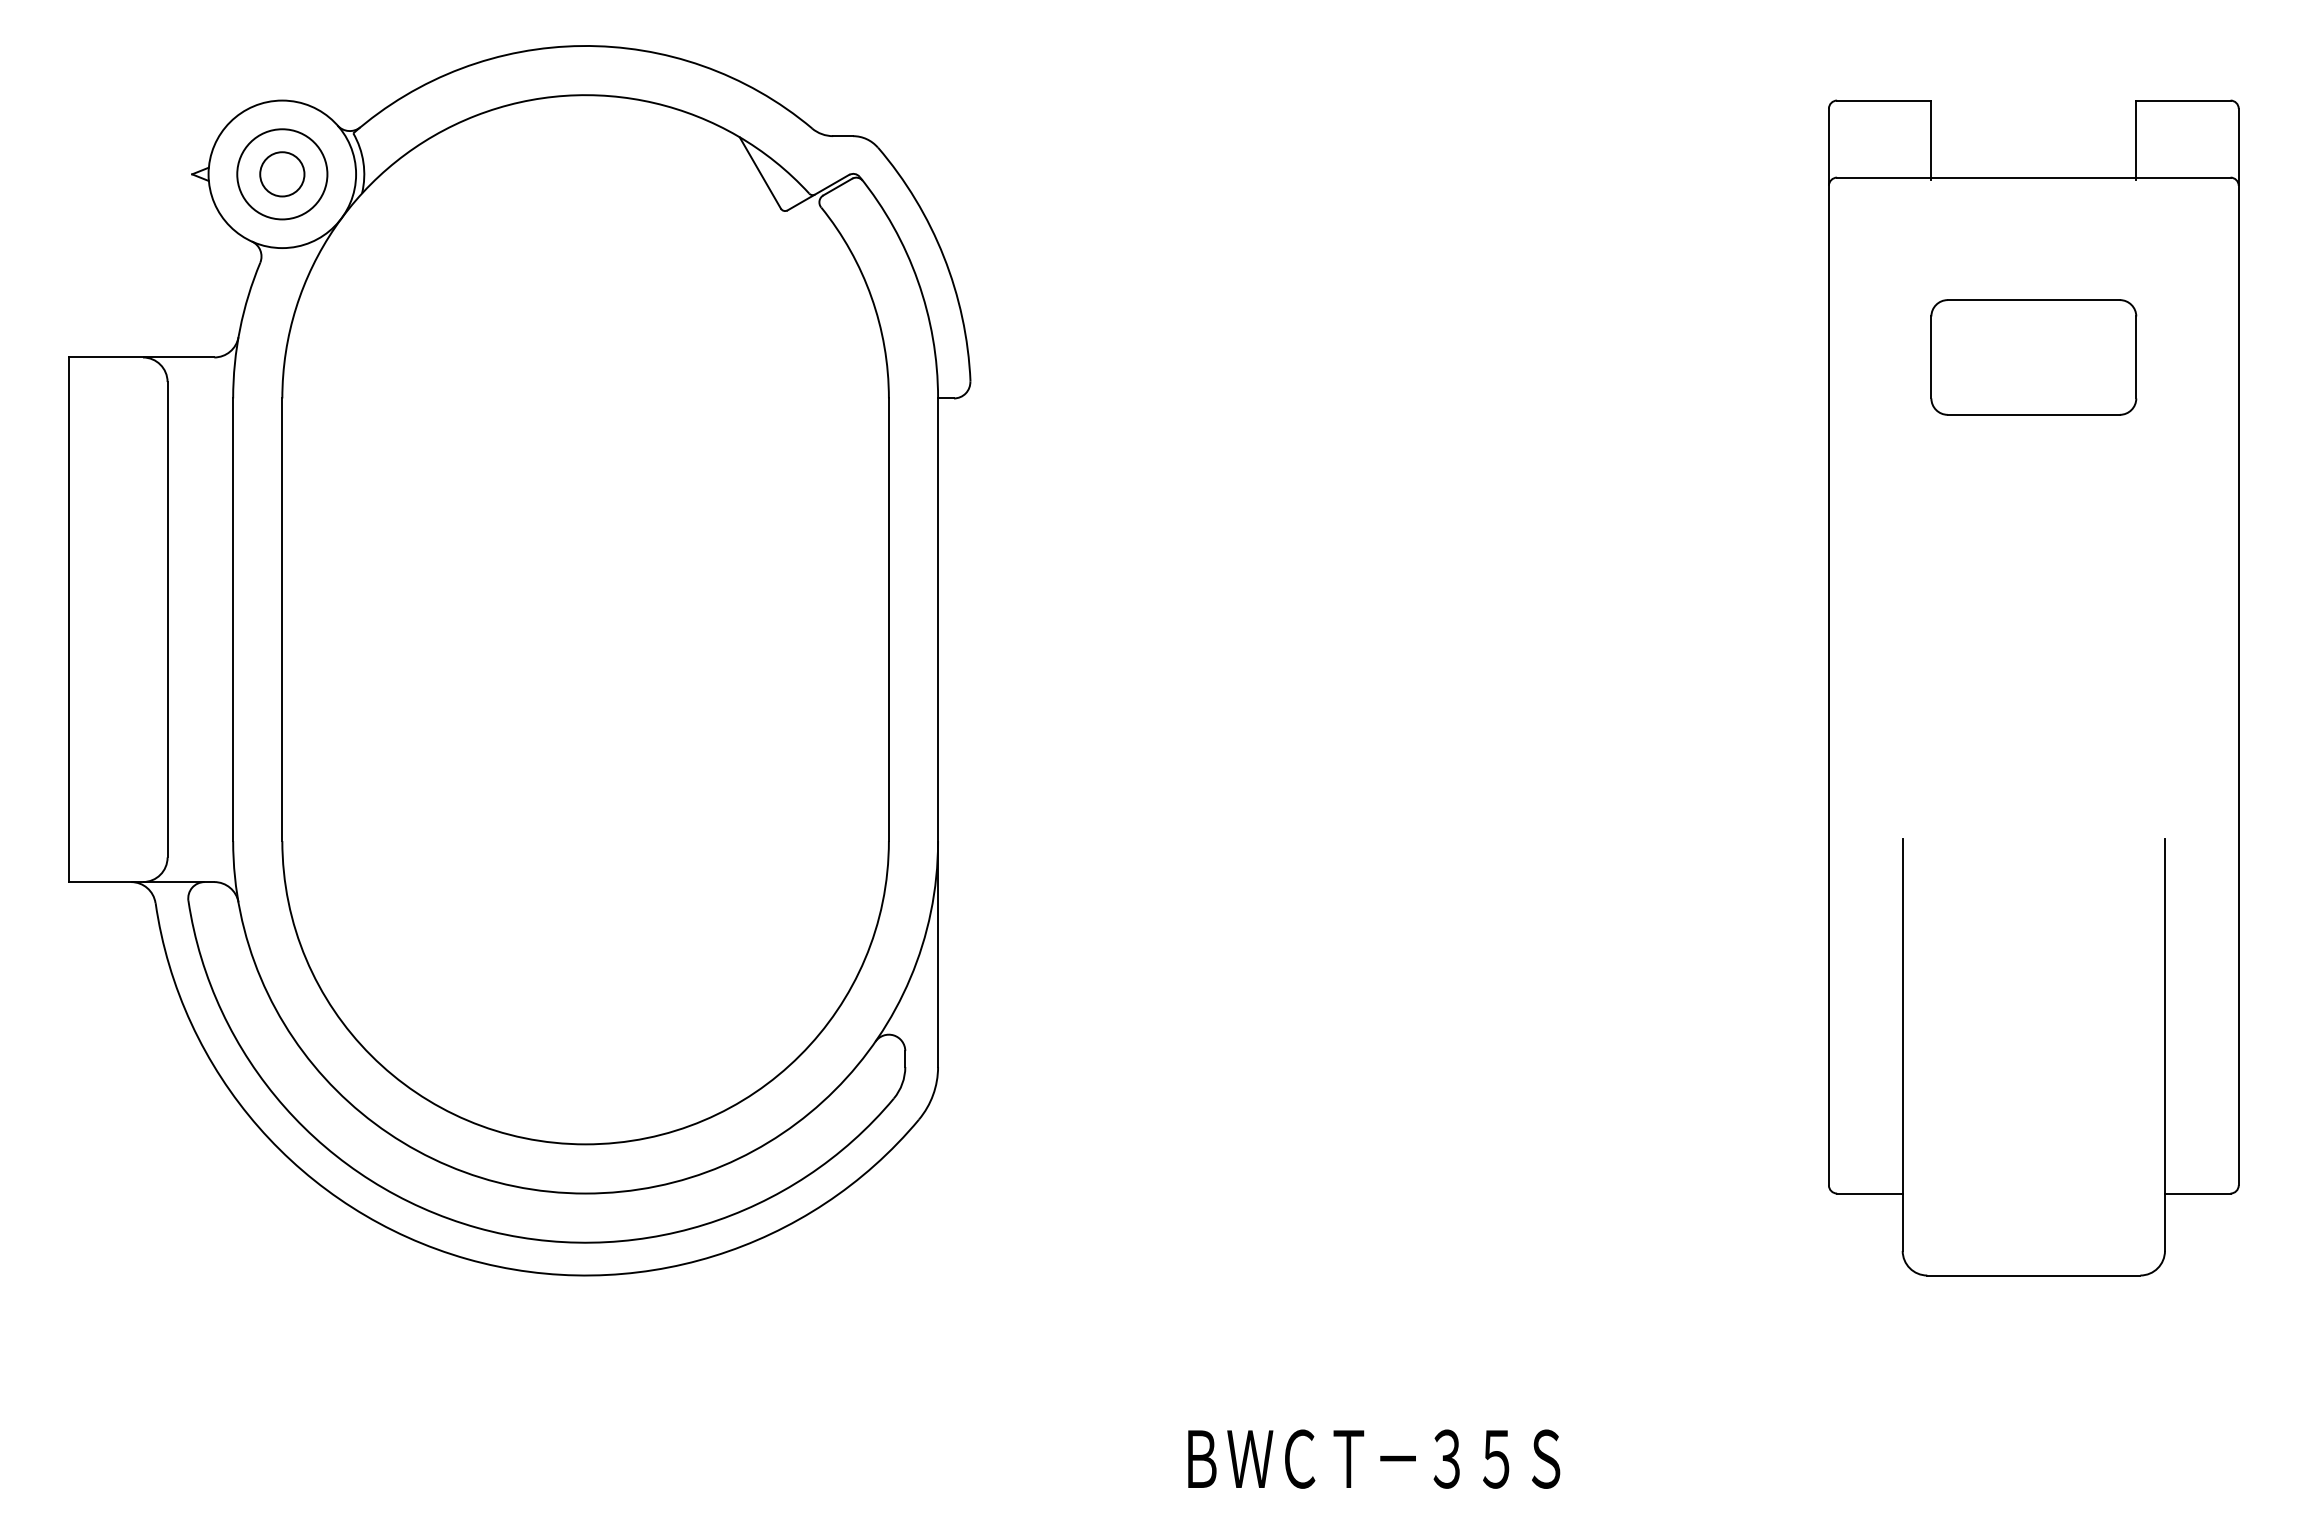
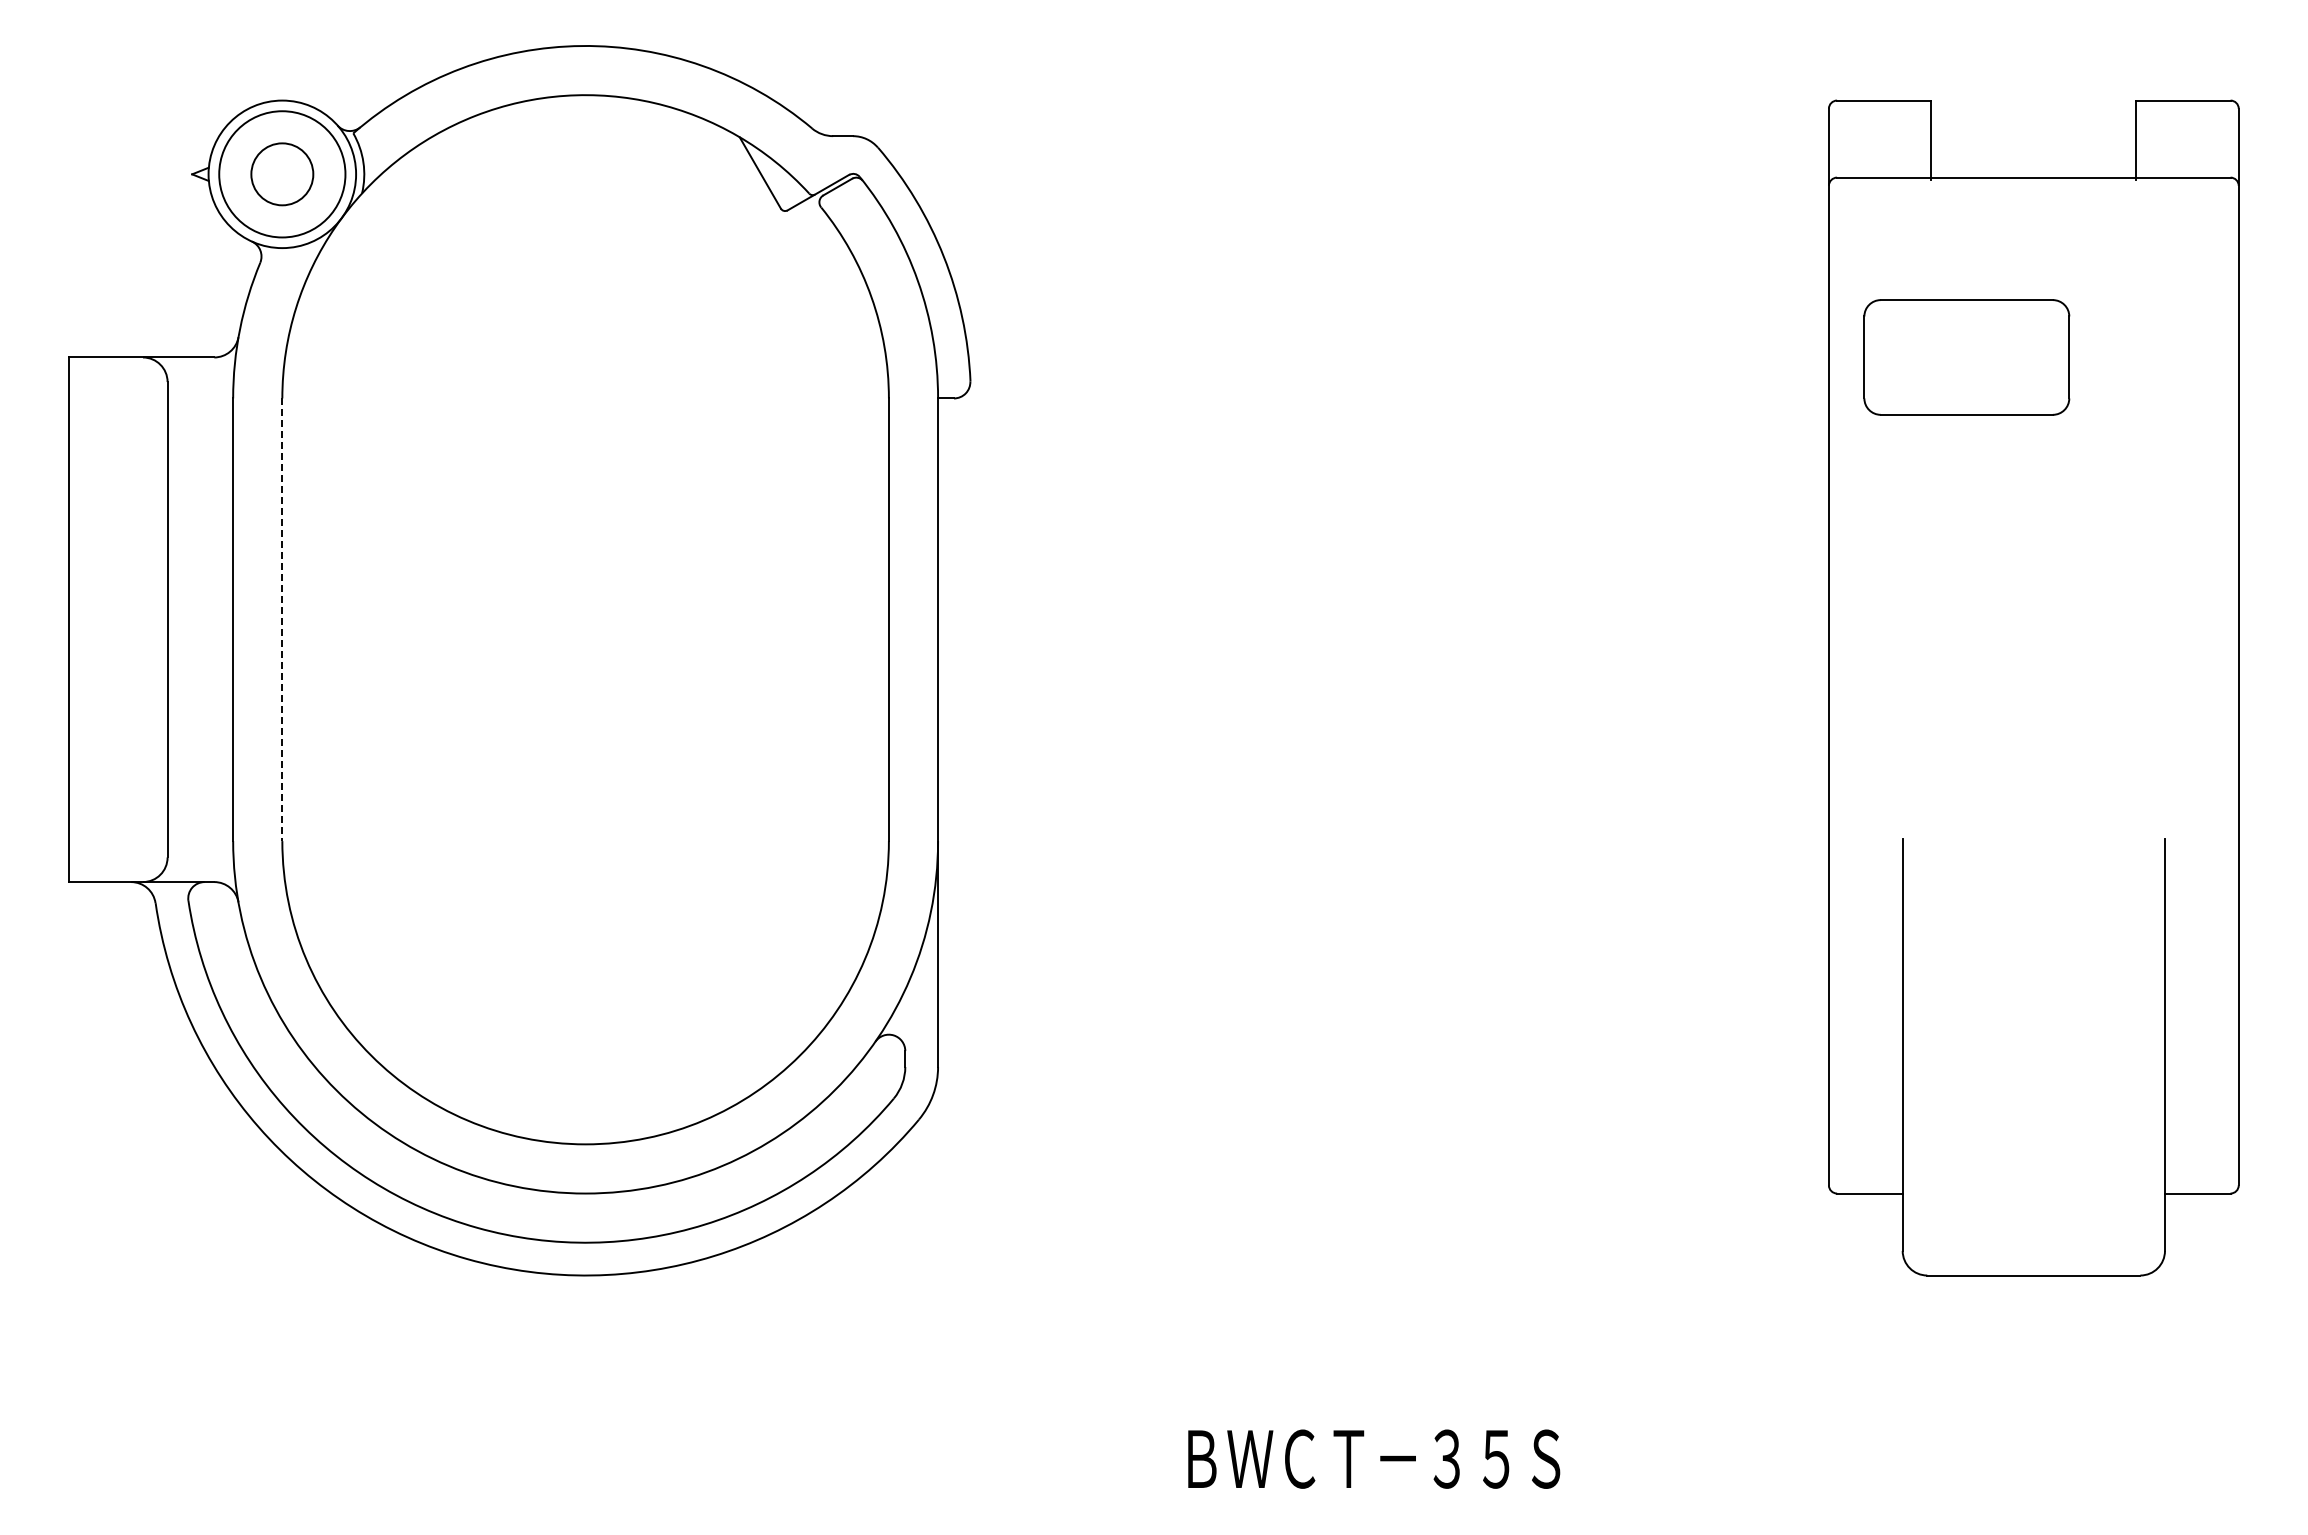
circle diameter: 44 px -> 62 px (282, 174)
circle diameter: 90 px -> 126 px (282, 174)
part position: (2033, 357) -> (1966, 357) (1966, 357)
line: solid -> dashed (282, 620)
